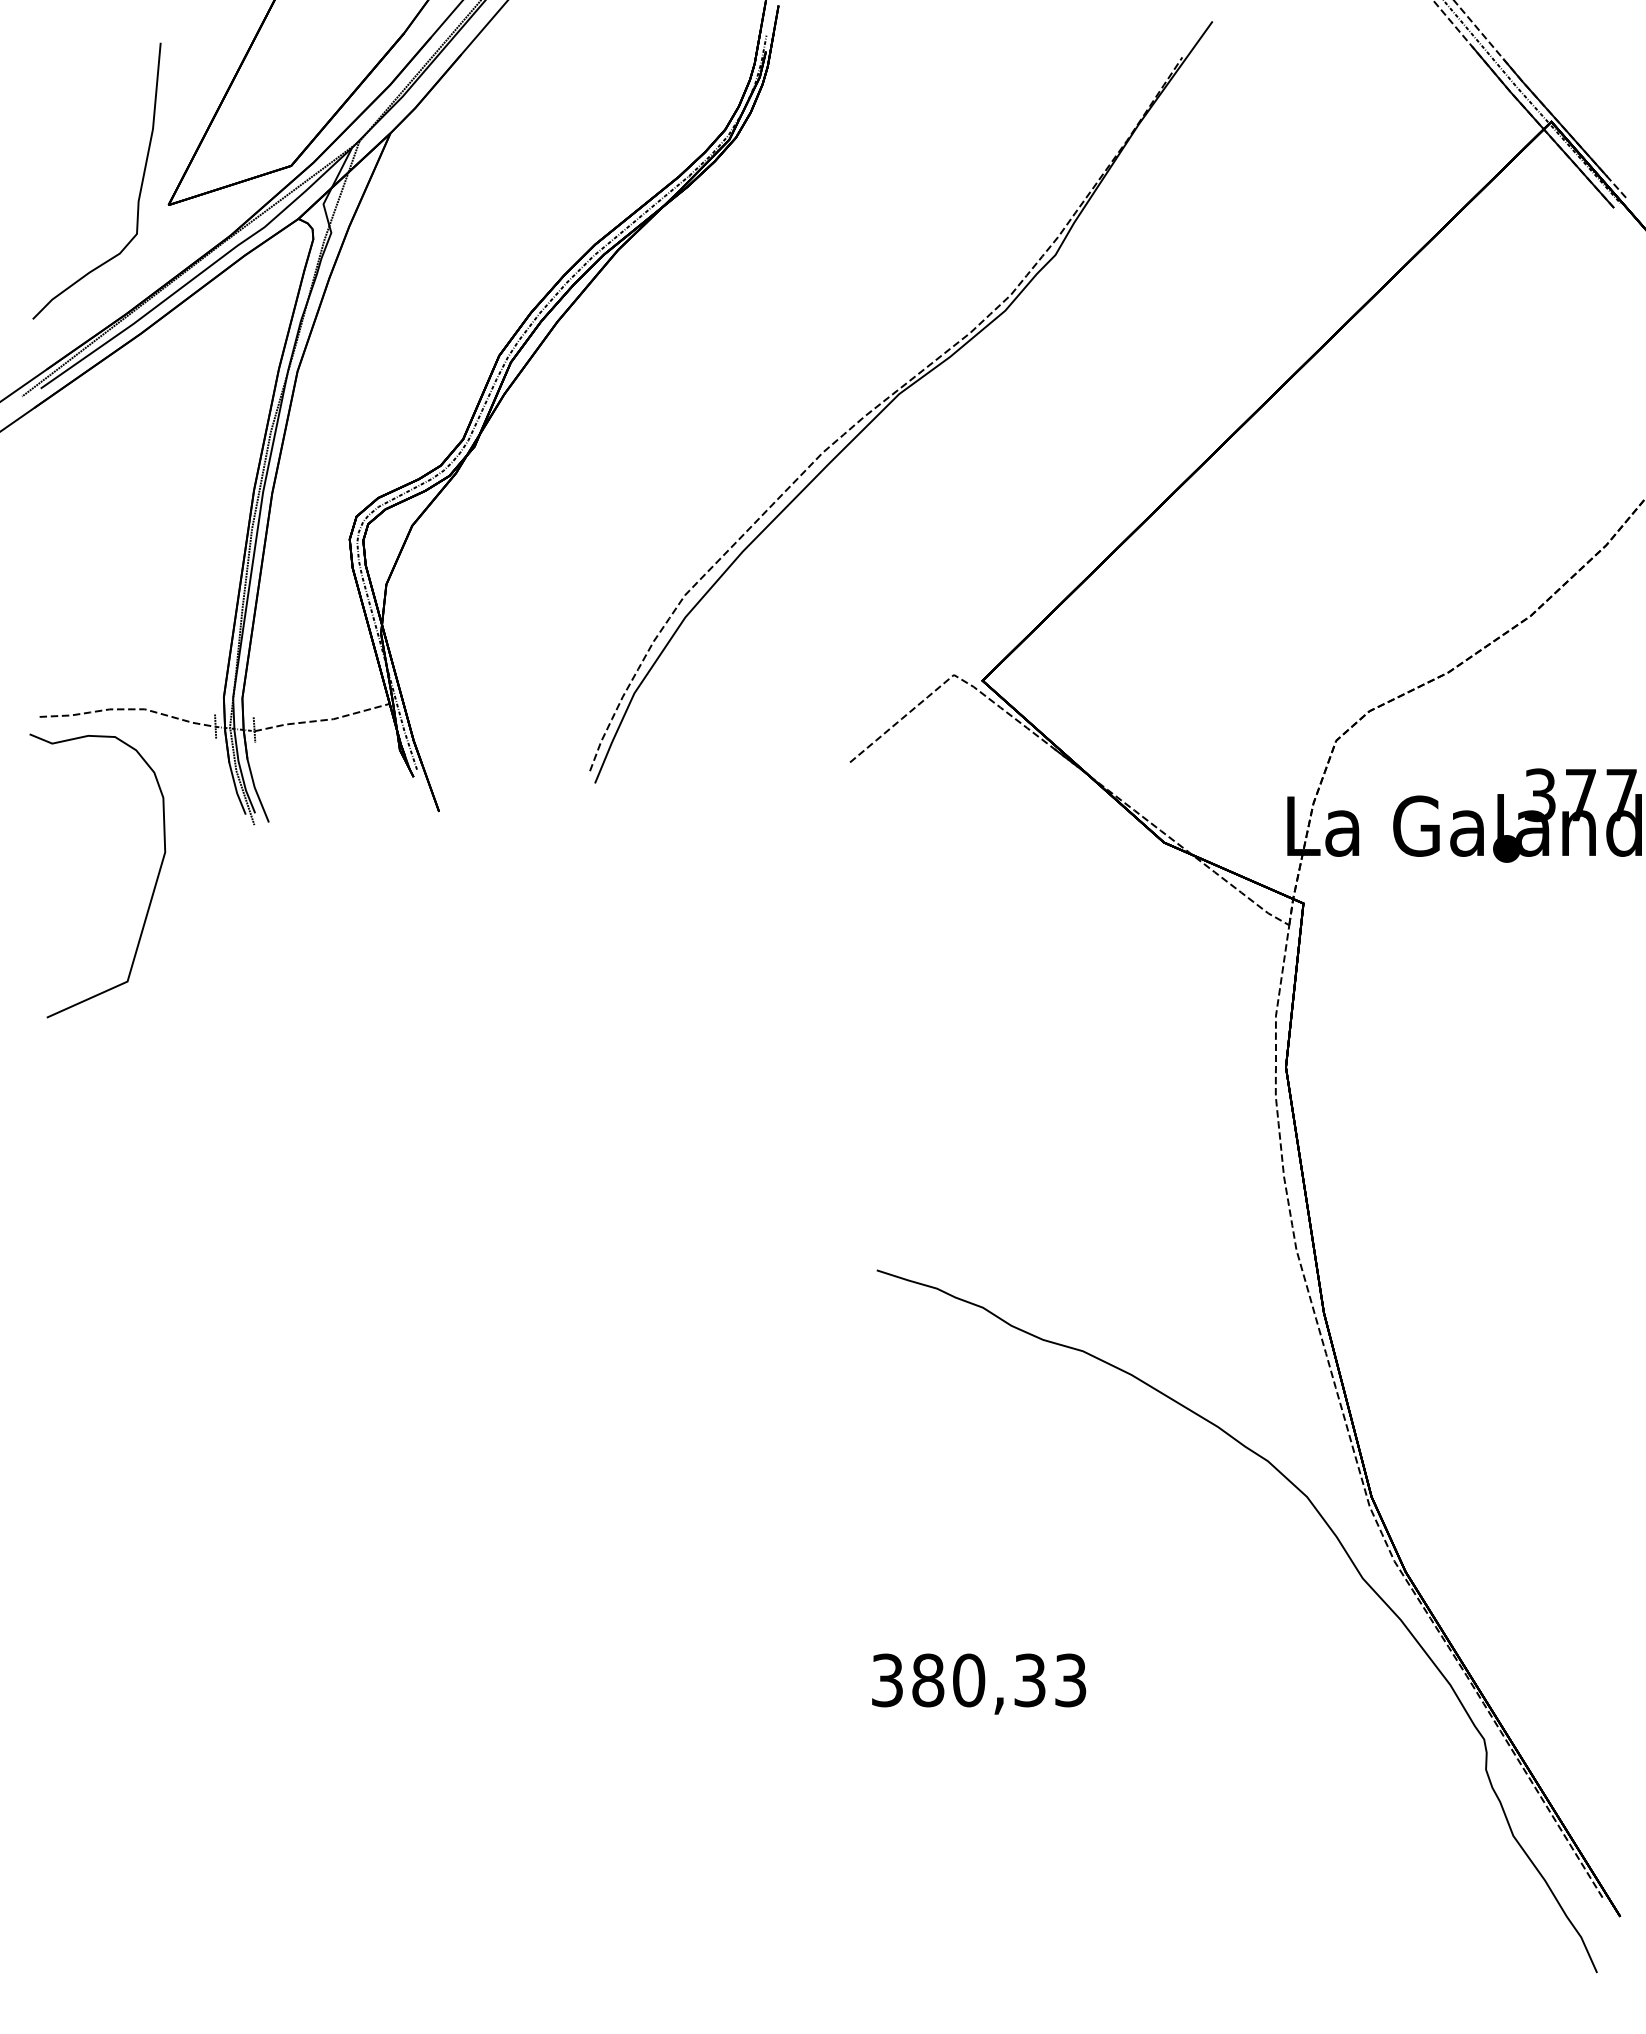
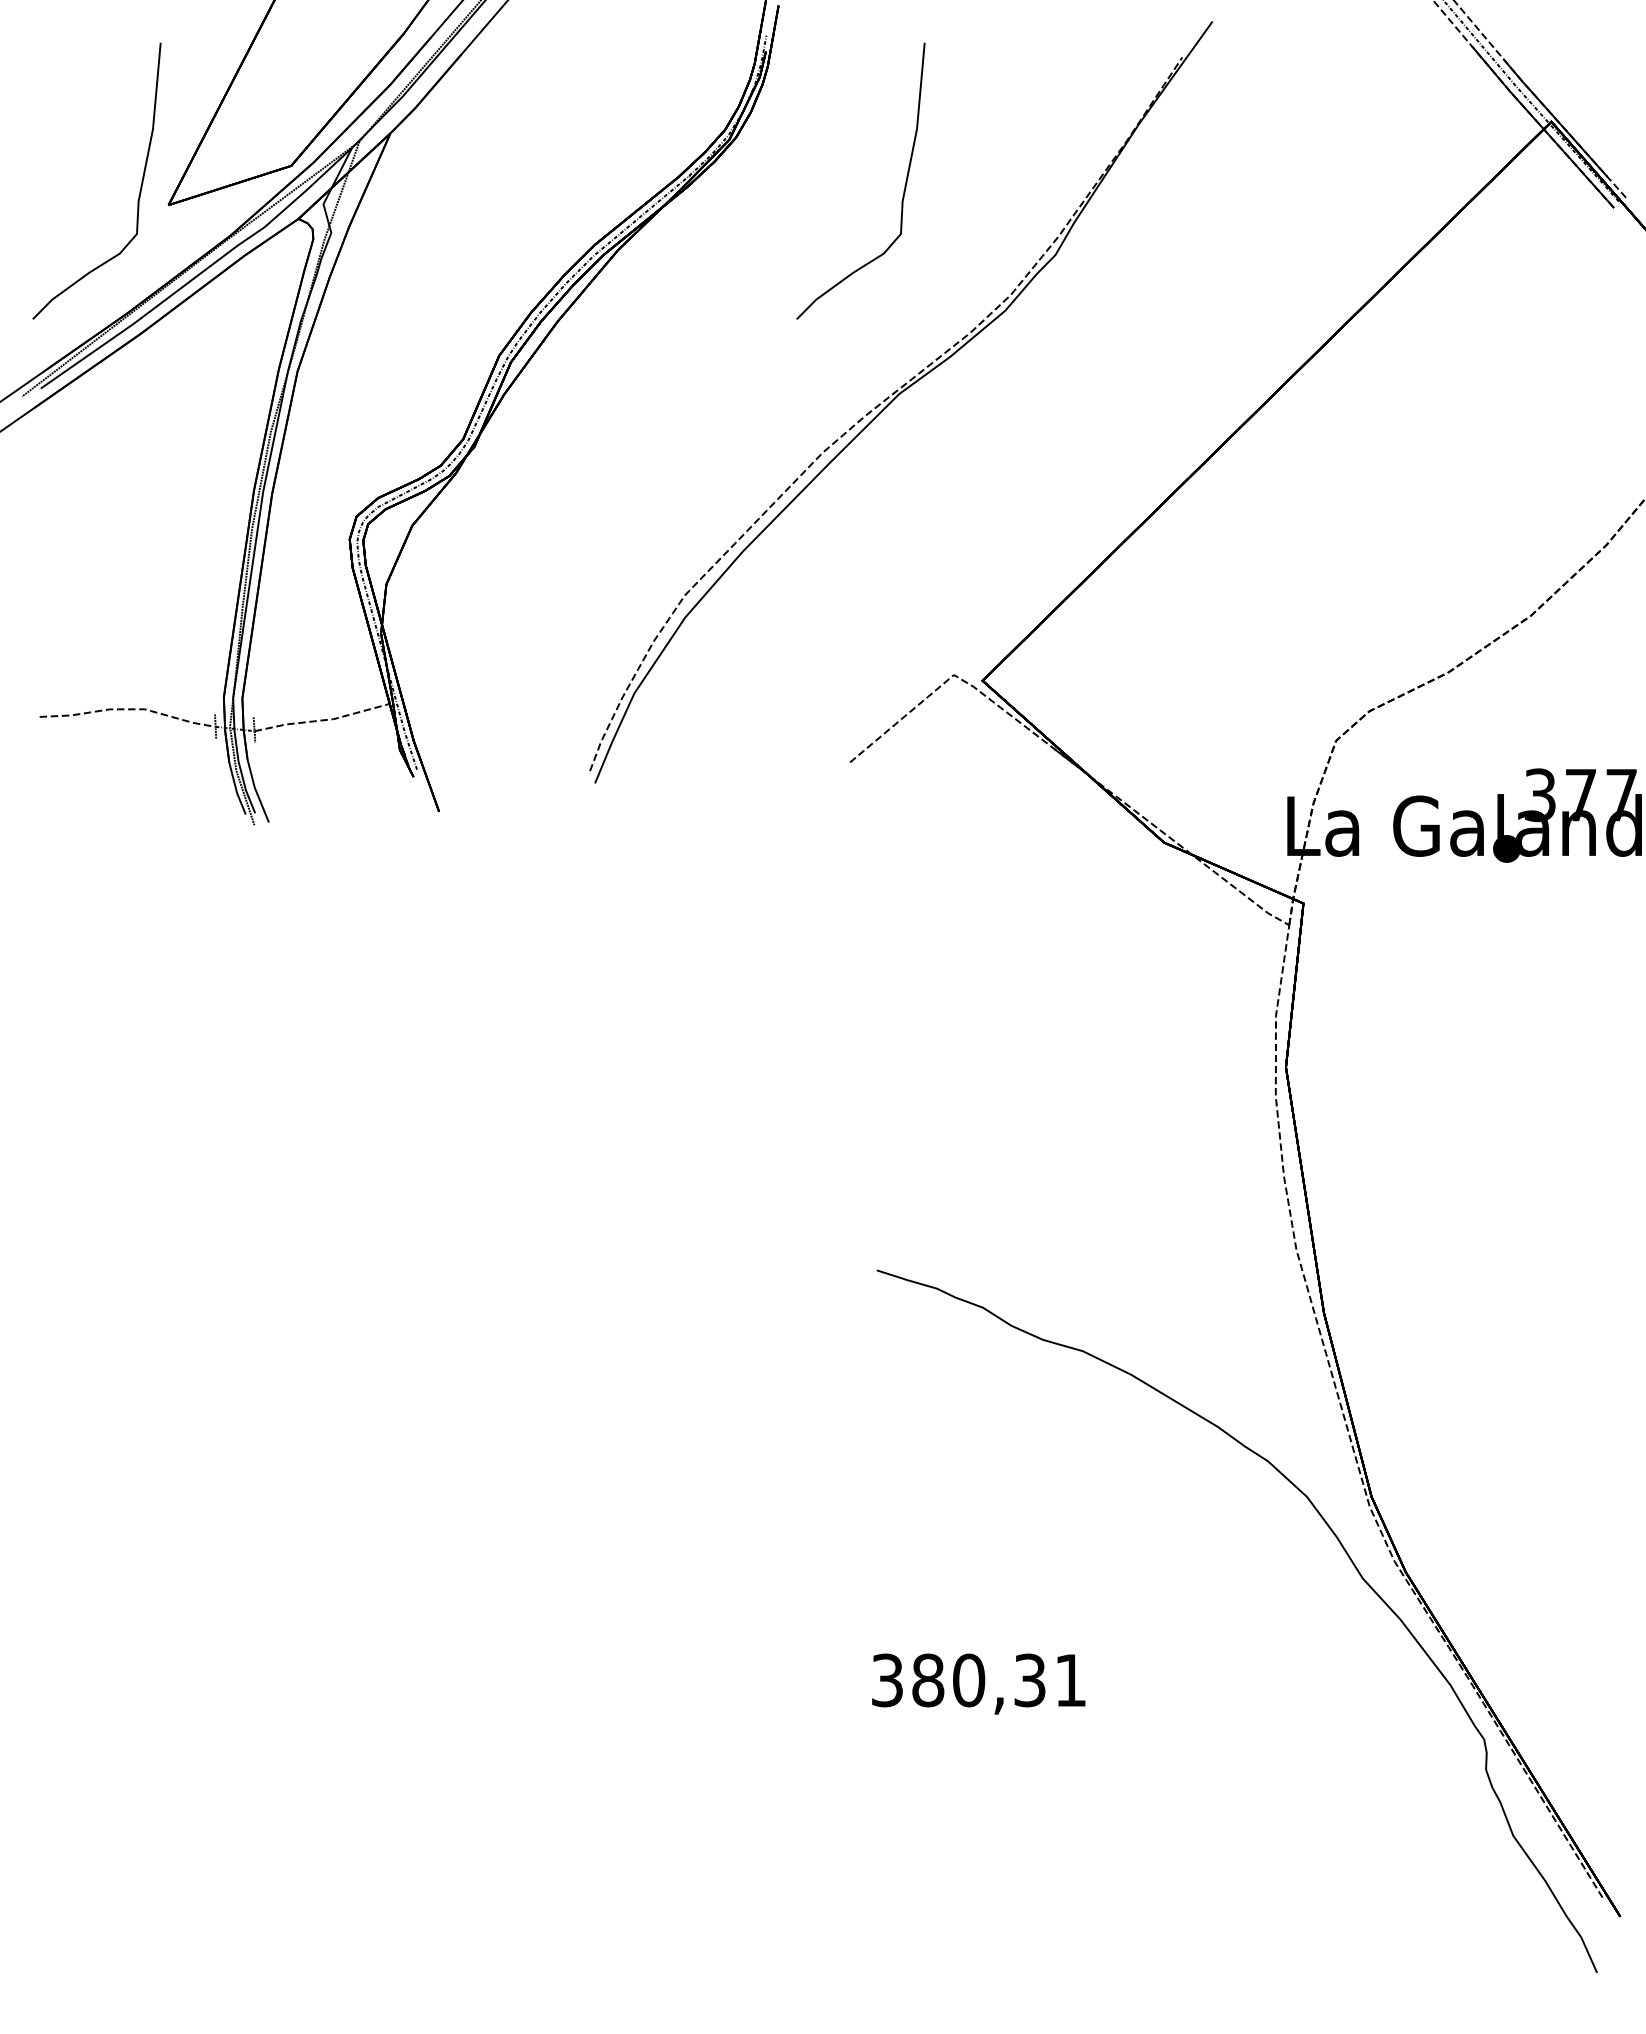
curve: none -> present (903, 190)
curve: present -> none (152, 891)
text: 380,33 -> 380,31 (1070, 1680)
